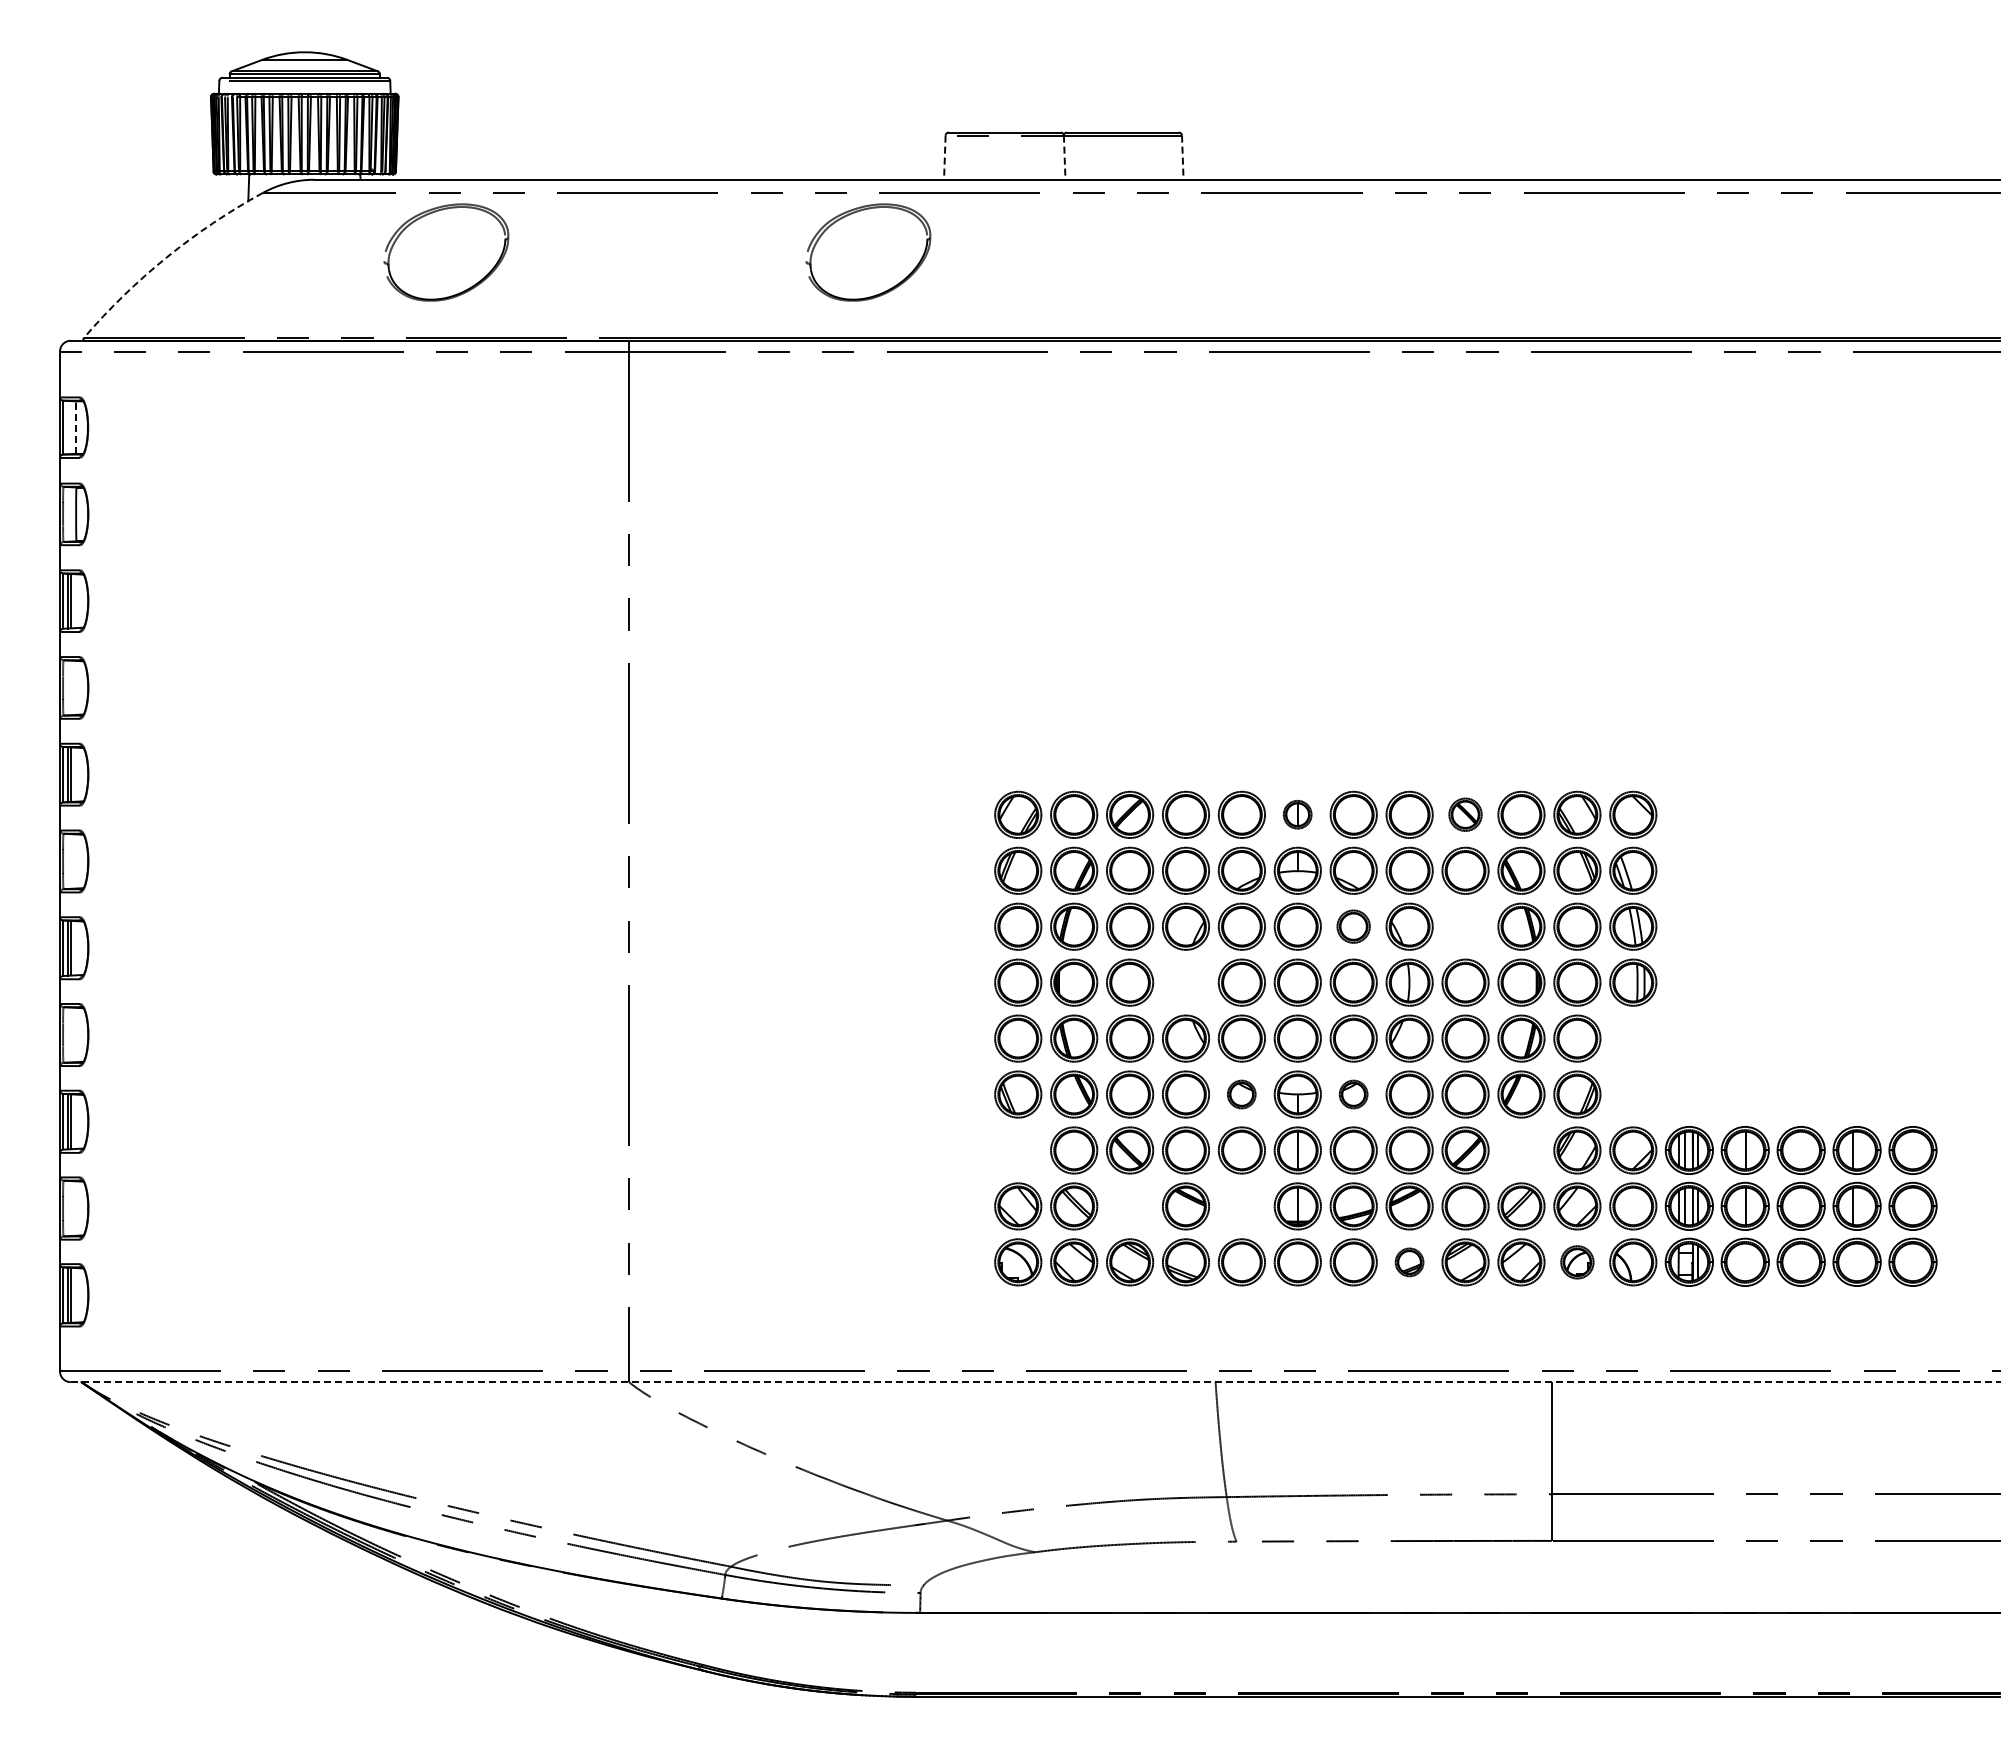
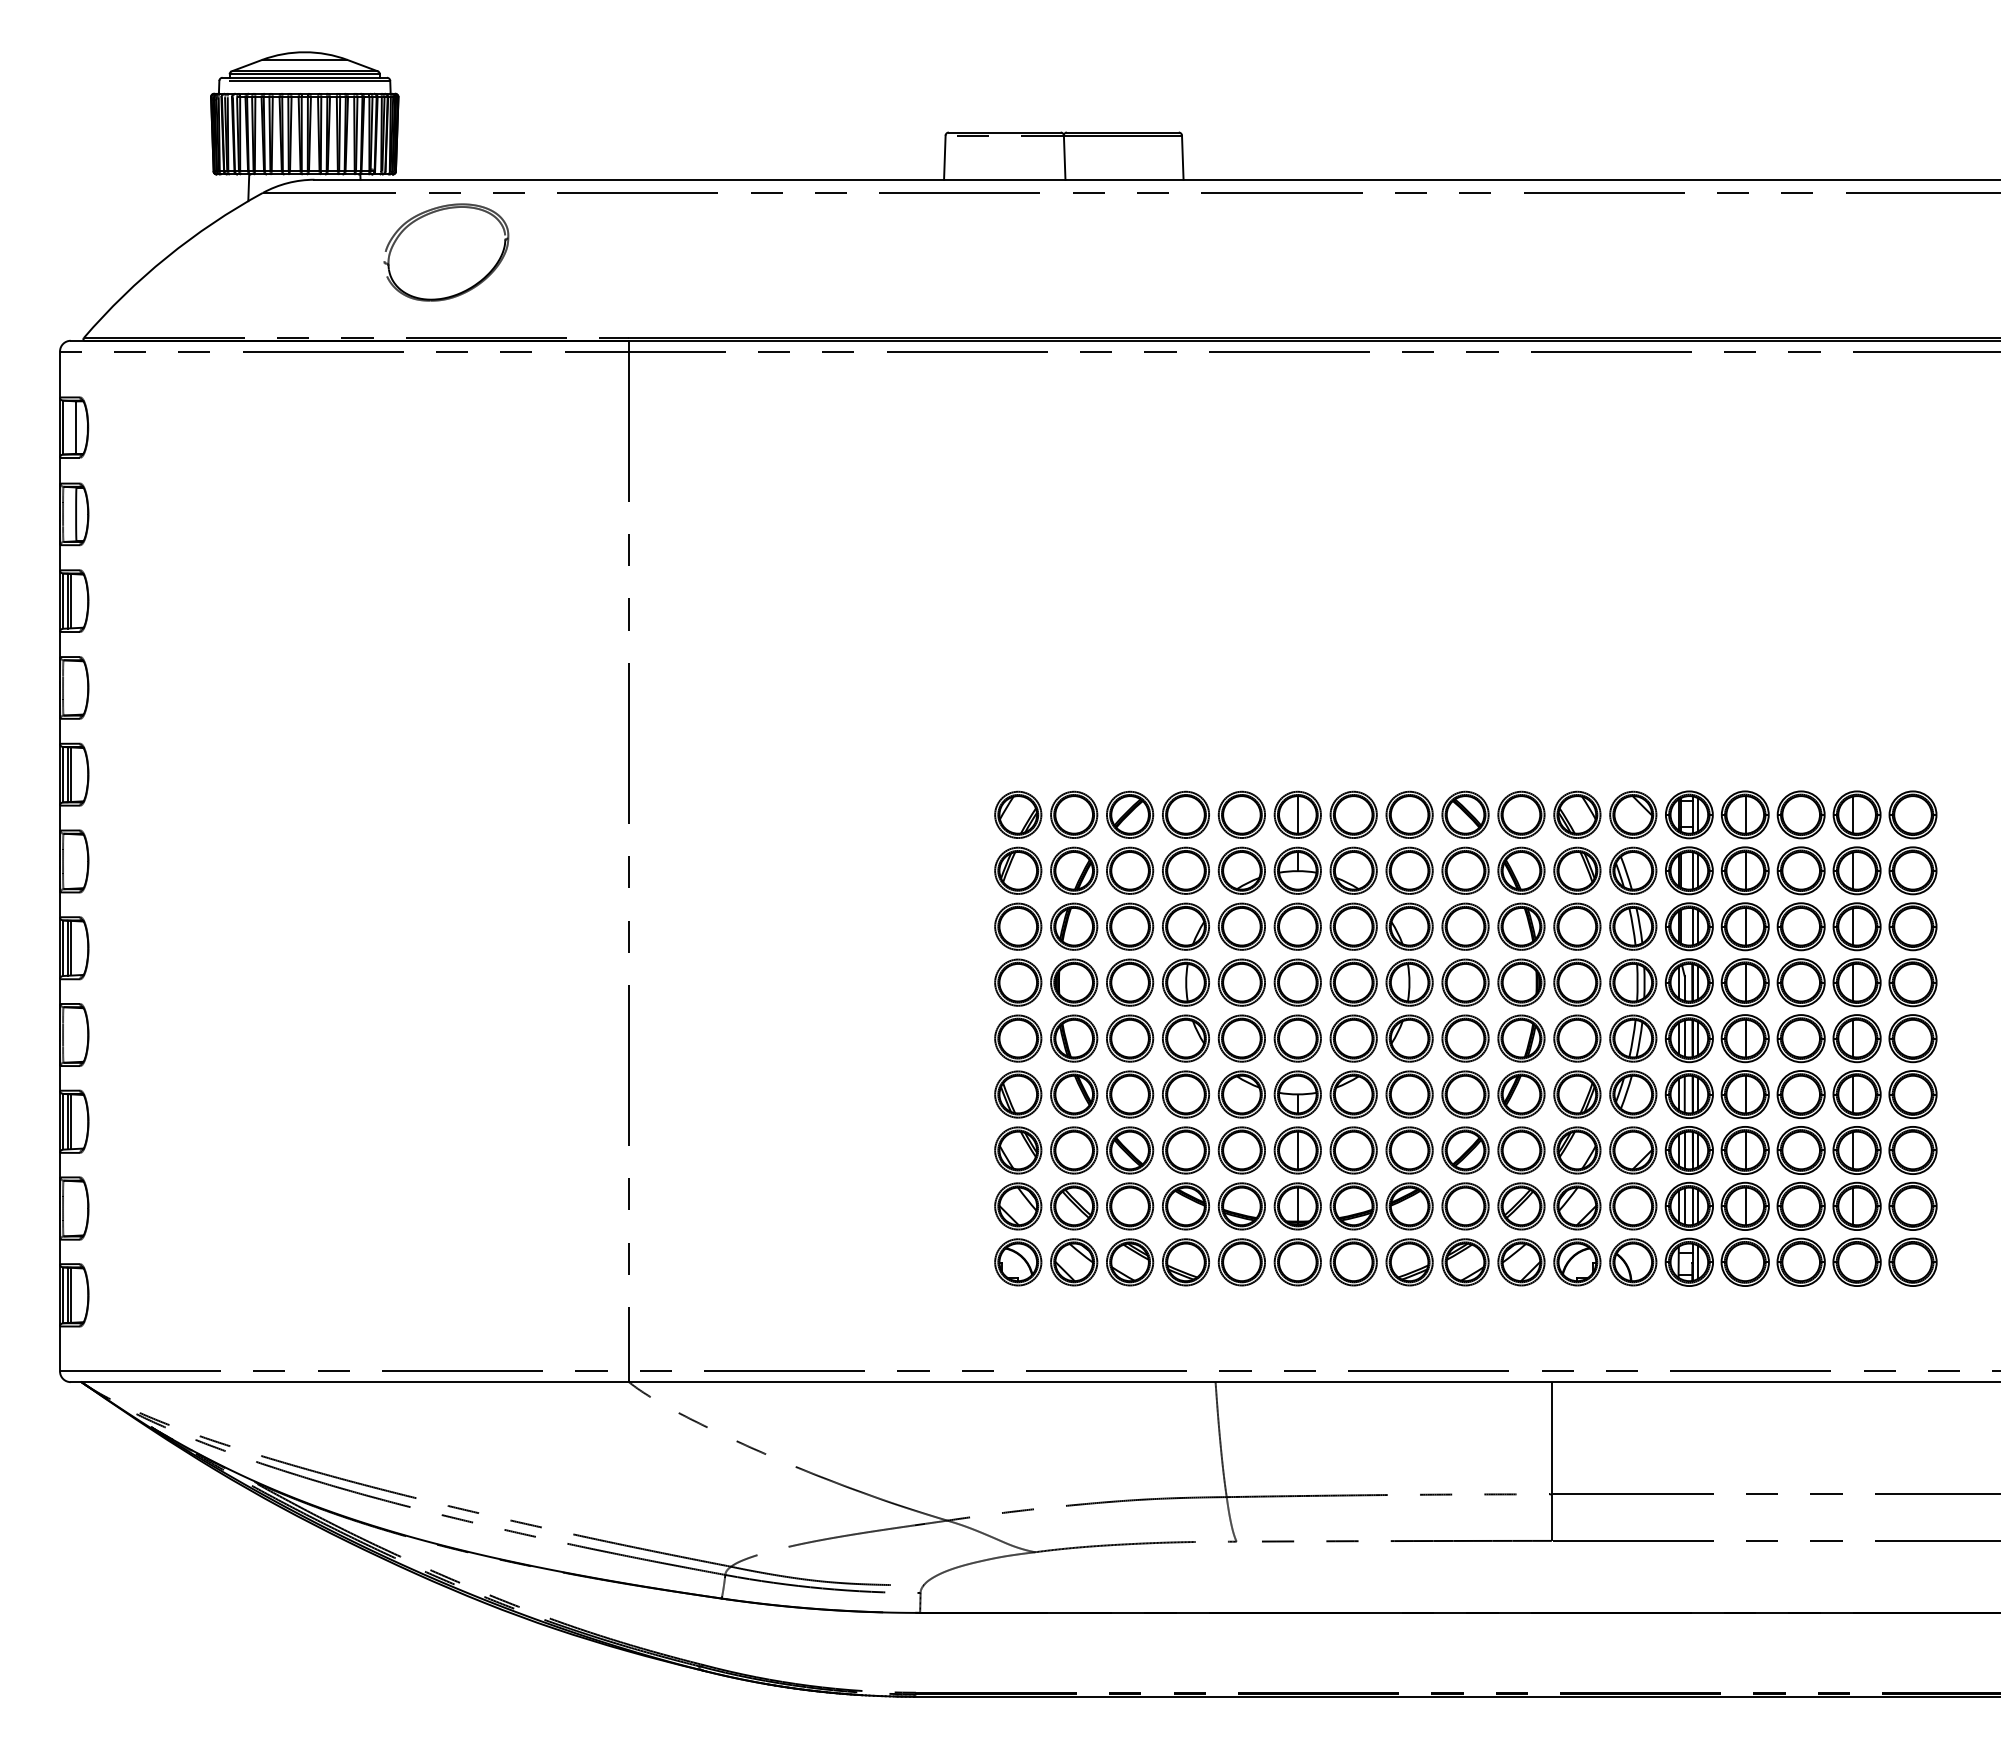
line: dashed -> solid (944, 158)
line: dashed -> solid (1064, 158)
line: dashed -> solid (1182, 158)
part: present -> none (868, 252)
arc: dashed -> solid (166, 257)
line: dashed -> solid (76, 427)
part size: 31x30 px -> 49x49 px (1297, 814)
part size: 35x35 px -> 49x49 px (1465, 814)
part size: 35x35 px -> 49x49 px (1353, 926)
part: none -> present (1465, 926)
part: none -> present (1763, 943)
part: none -> present (1185, 982)
part size: 30x31 px -> 49x49 px (1241, 1094)
part size: 31x31 px -> 49x49 px (1353, 1094)
part: none -> present (1018, 1150)
part: none -> present (1521, 1150)
part: none -> present (1130, 1206)
part: none -> present (1241, 1206)
part size: 31x31 px -> 49x49 px (1409, 1262)
part size: 35x35 px -> 49x49 px (1577, 1262)
line: dashed -> solid (1035, 1382)
